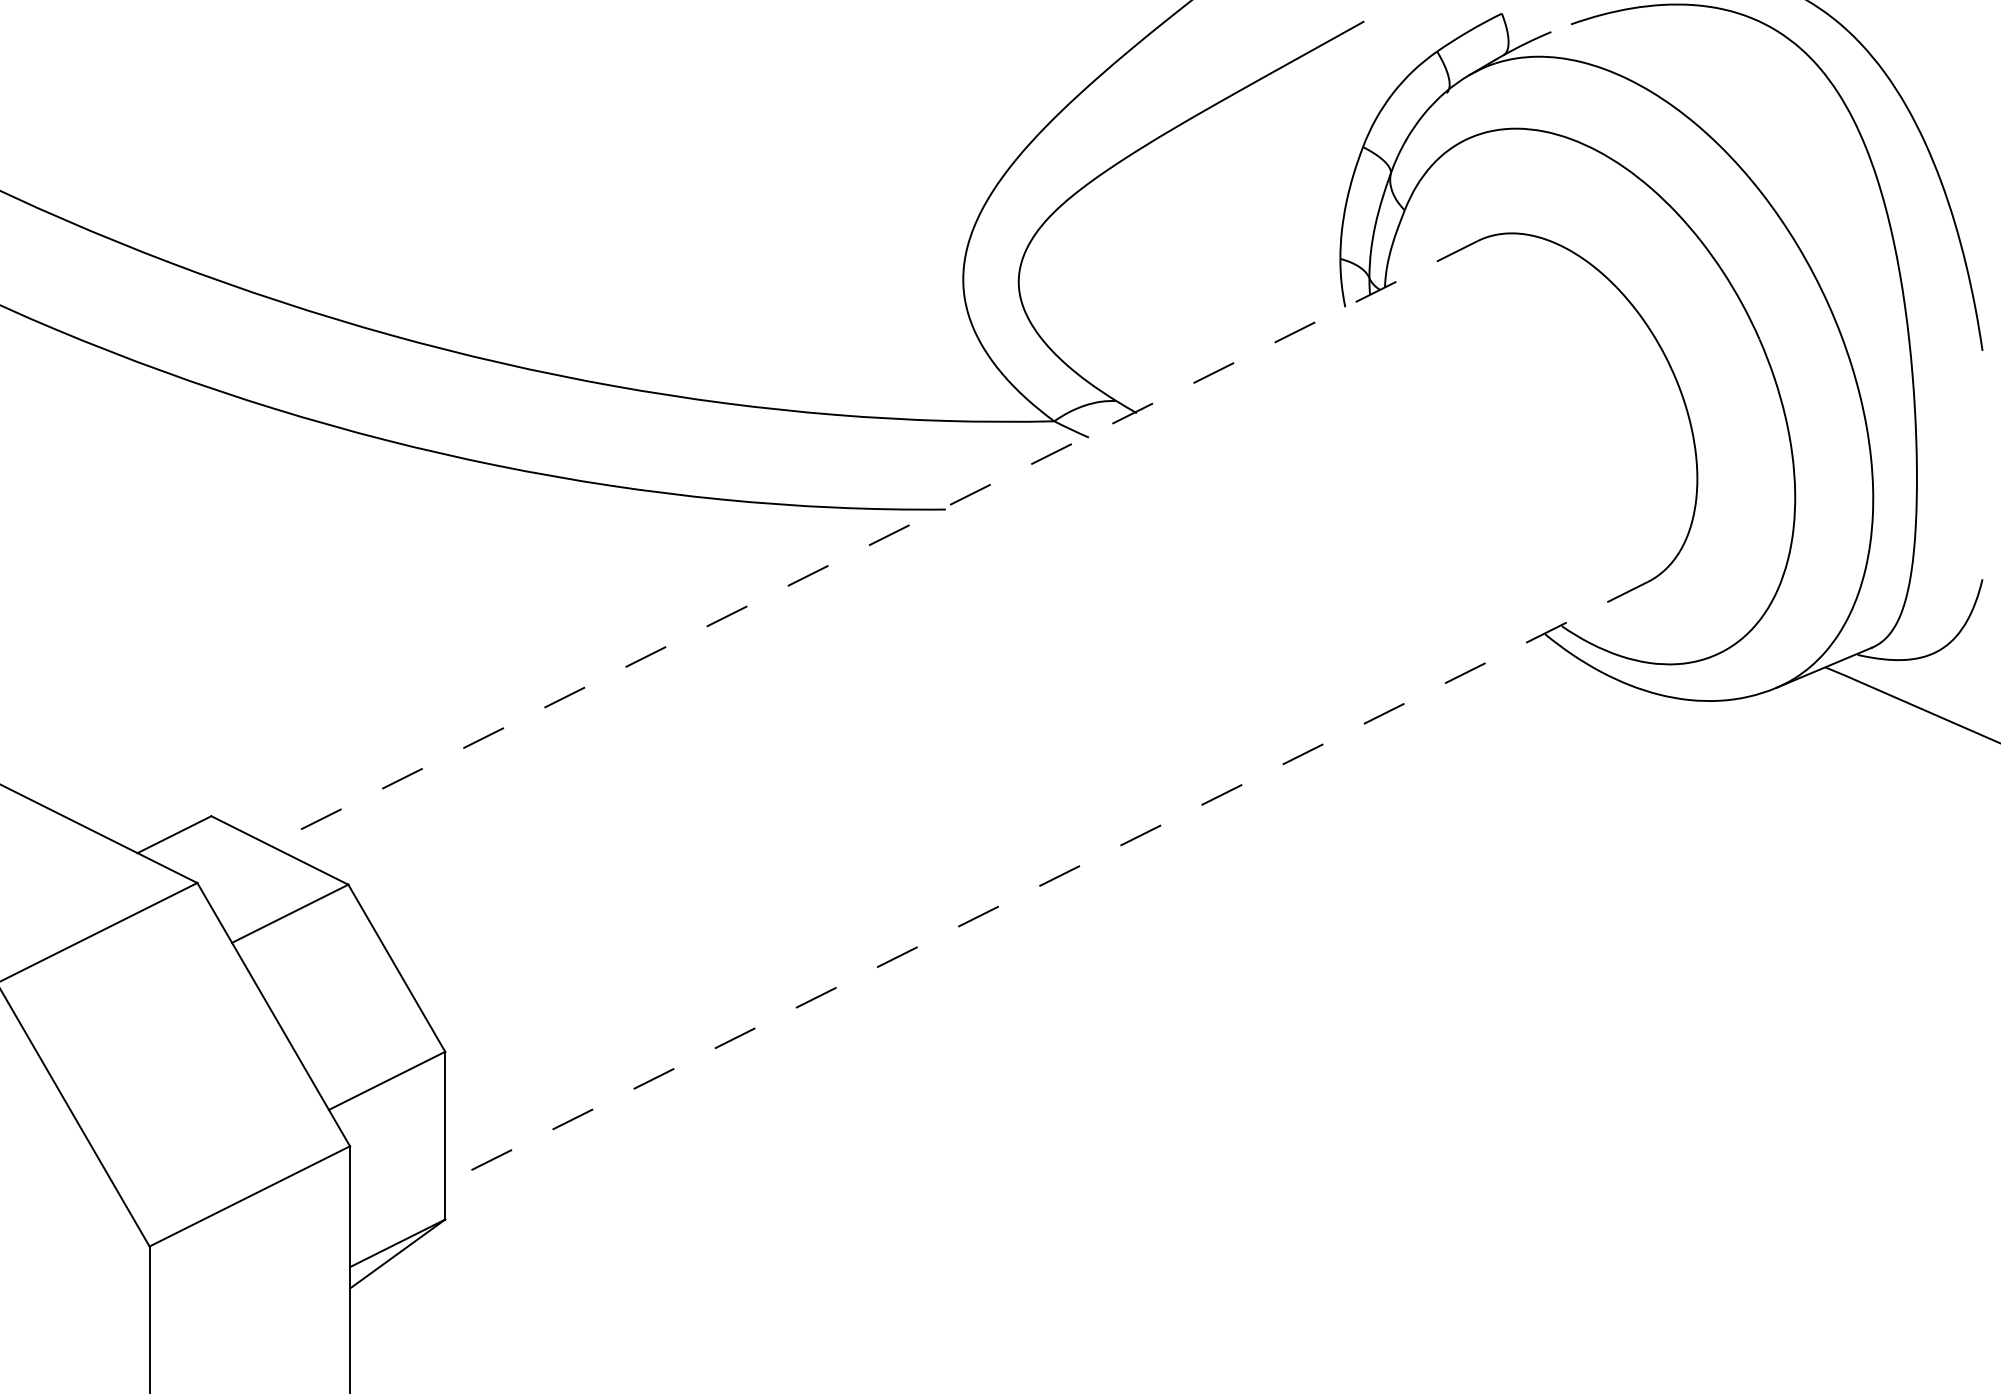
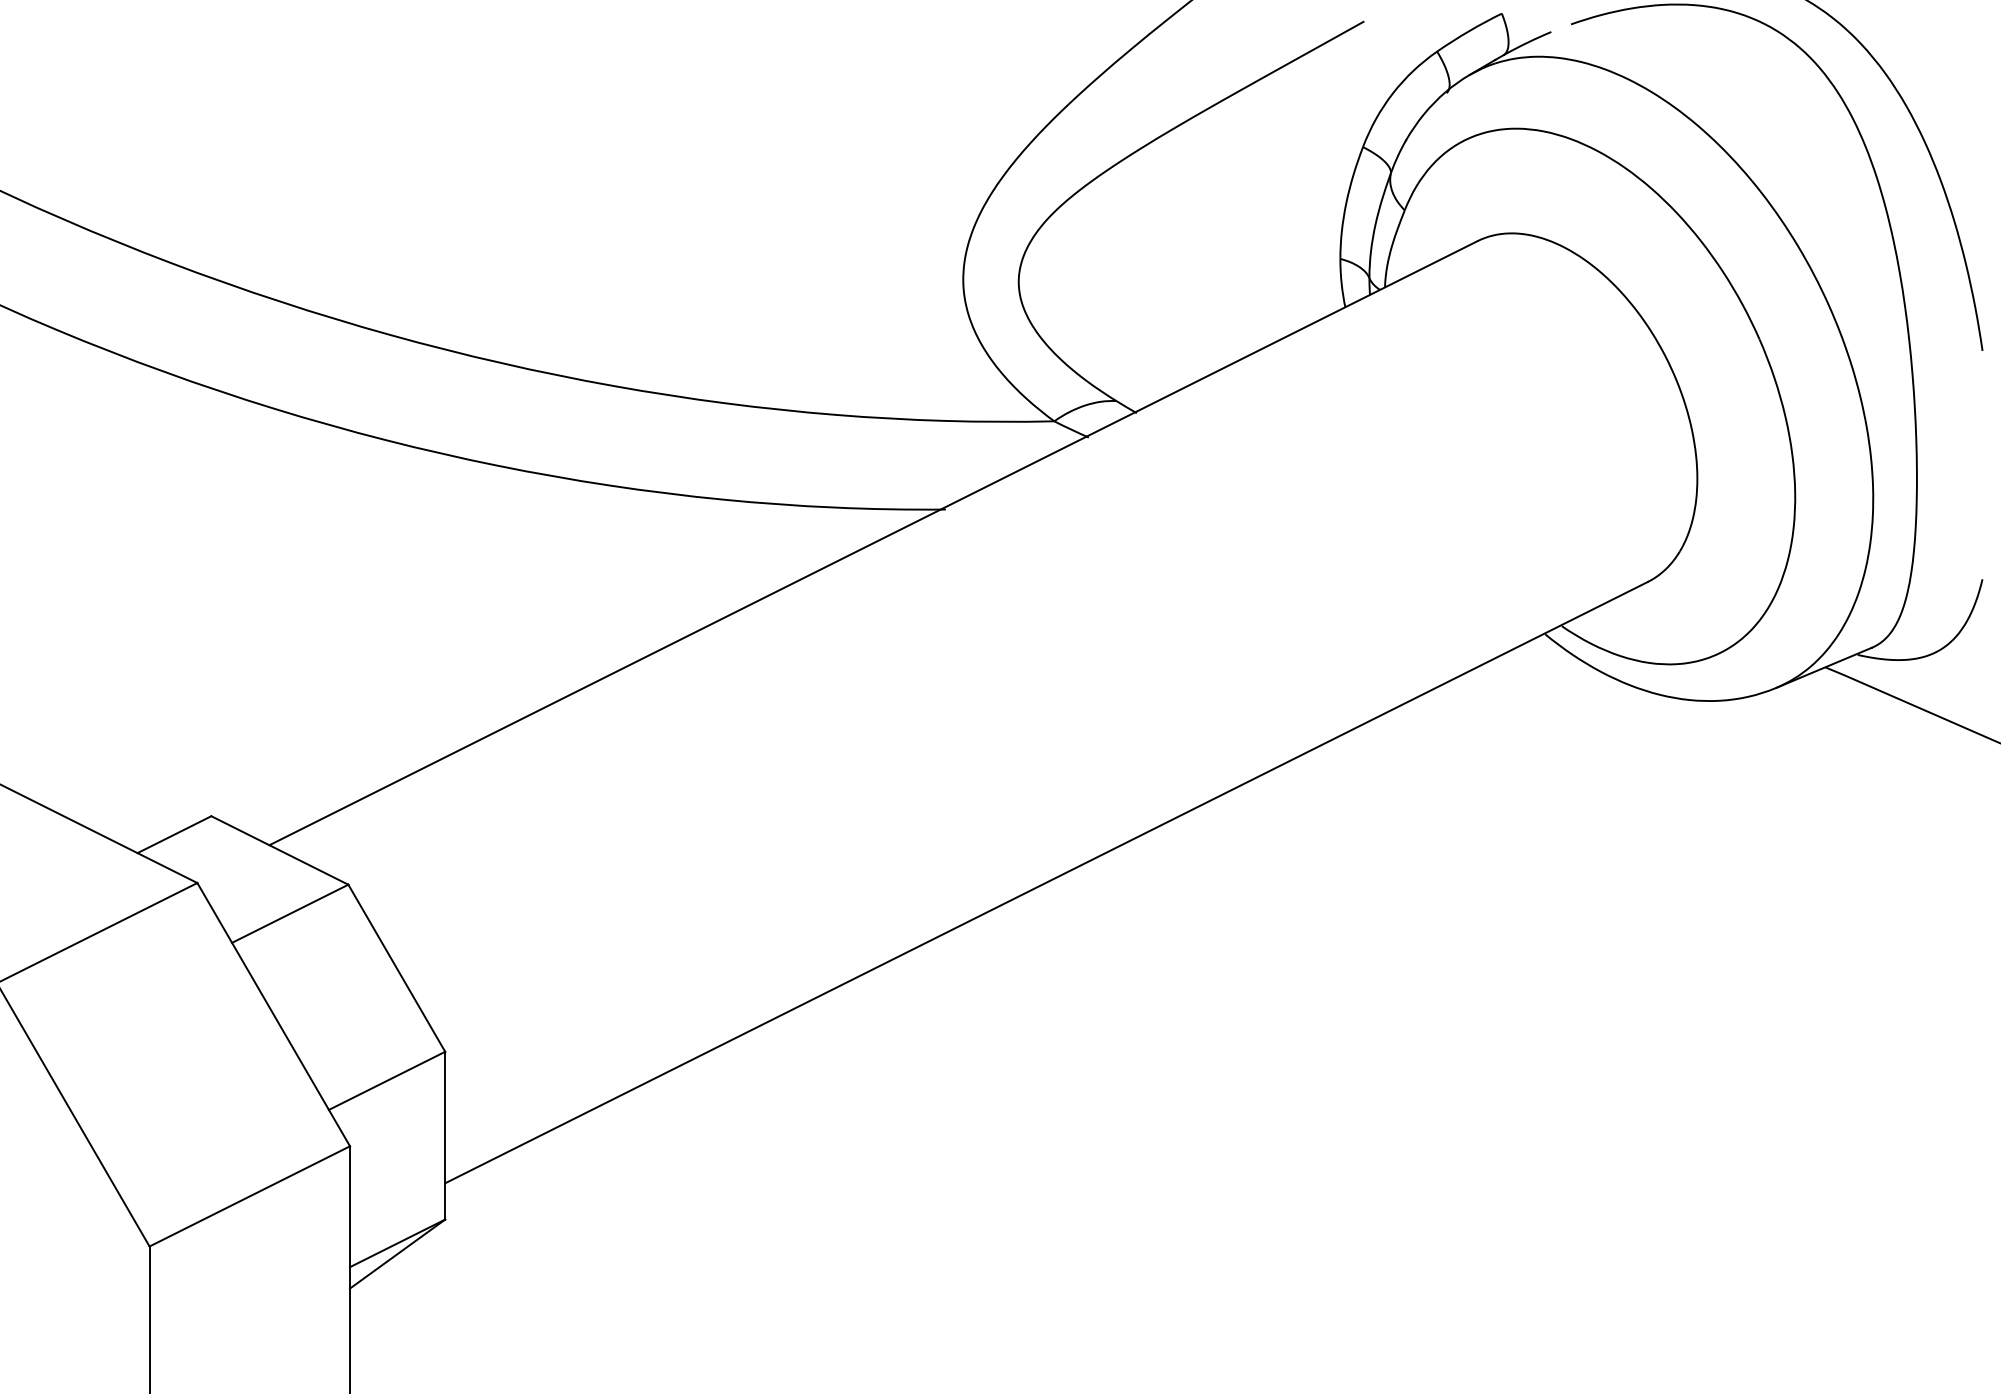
line: dashed -> solid (873, 543)
line: dashed -> solid (1046, 882)
